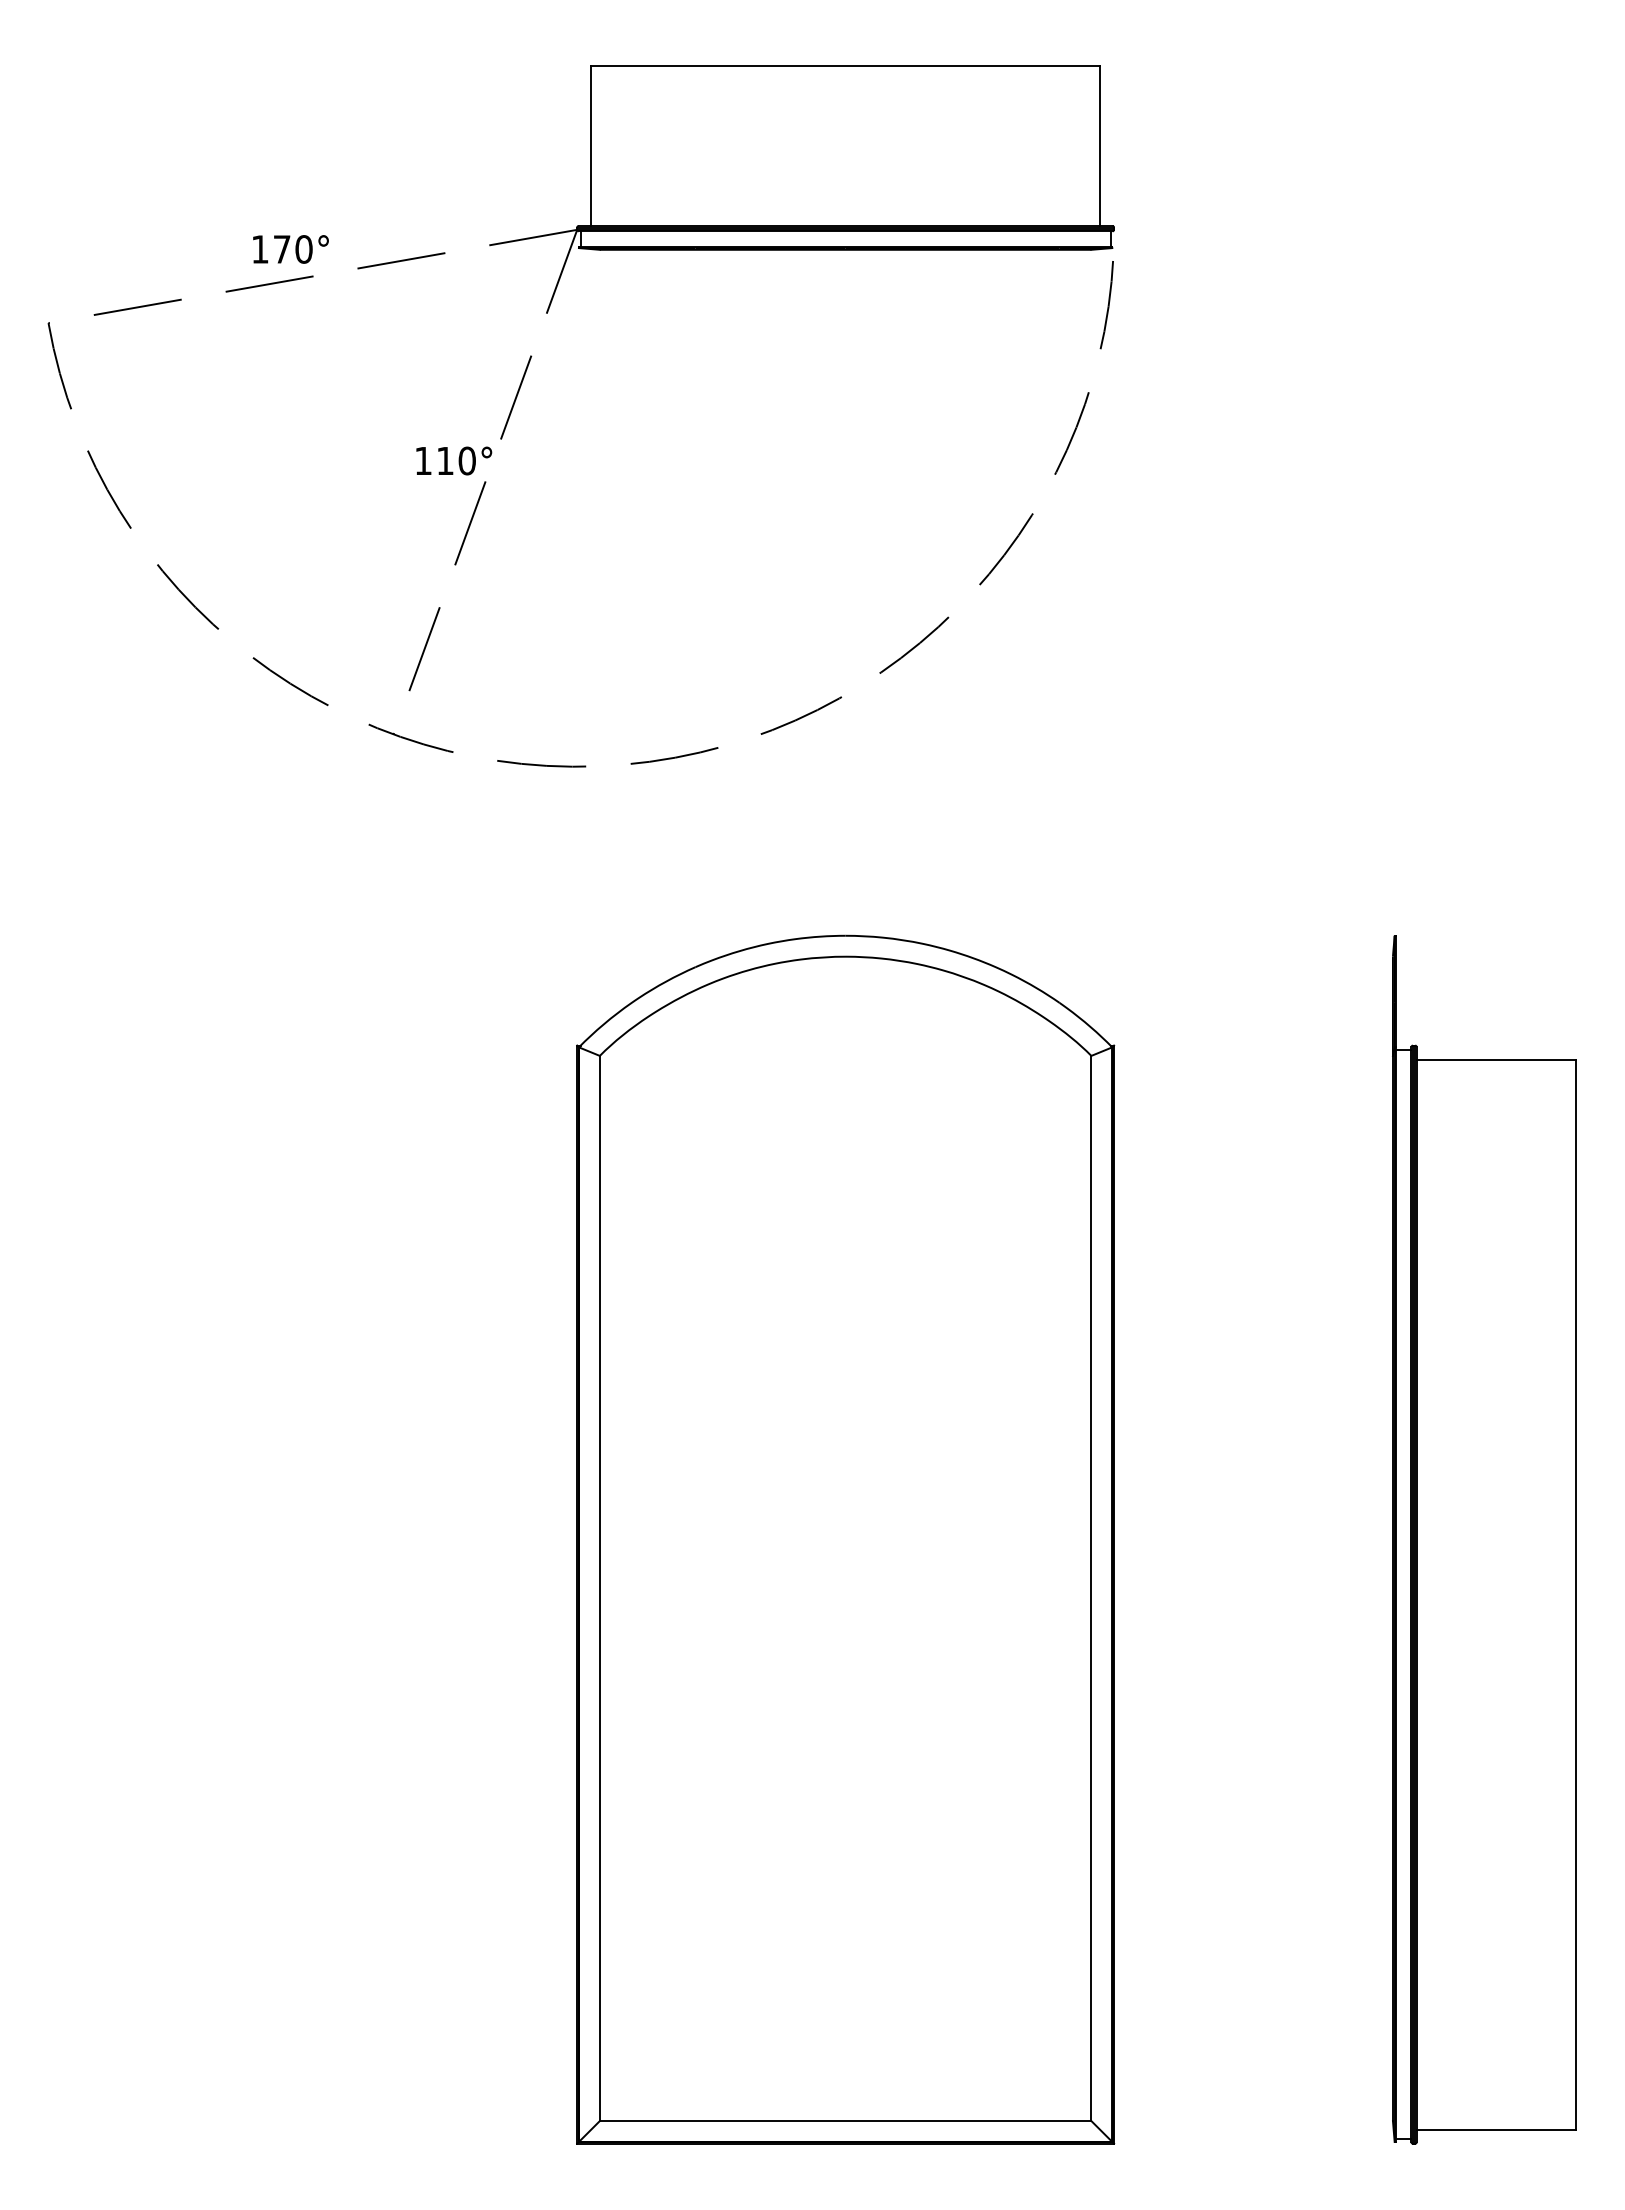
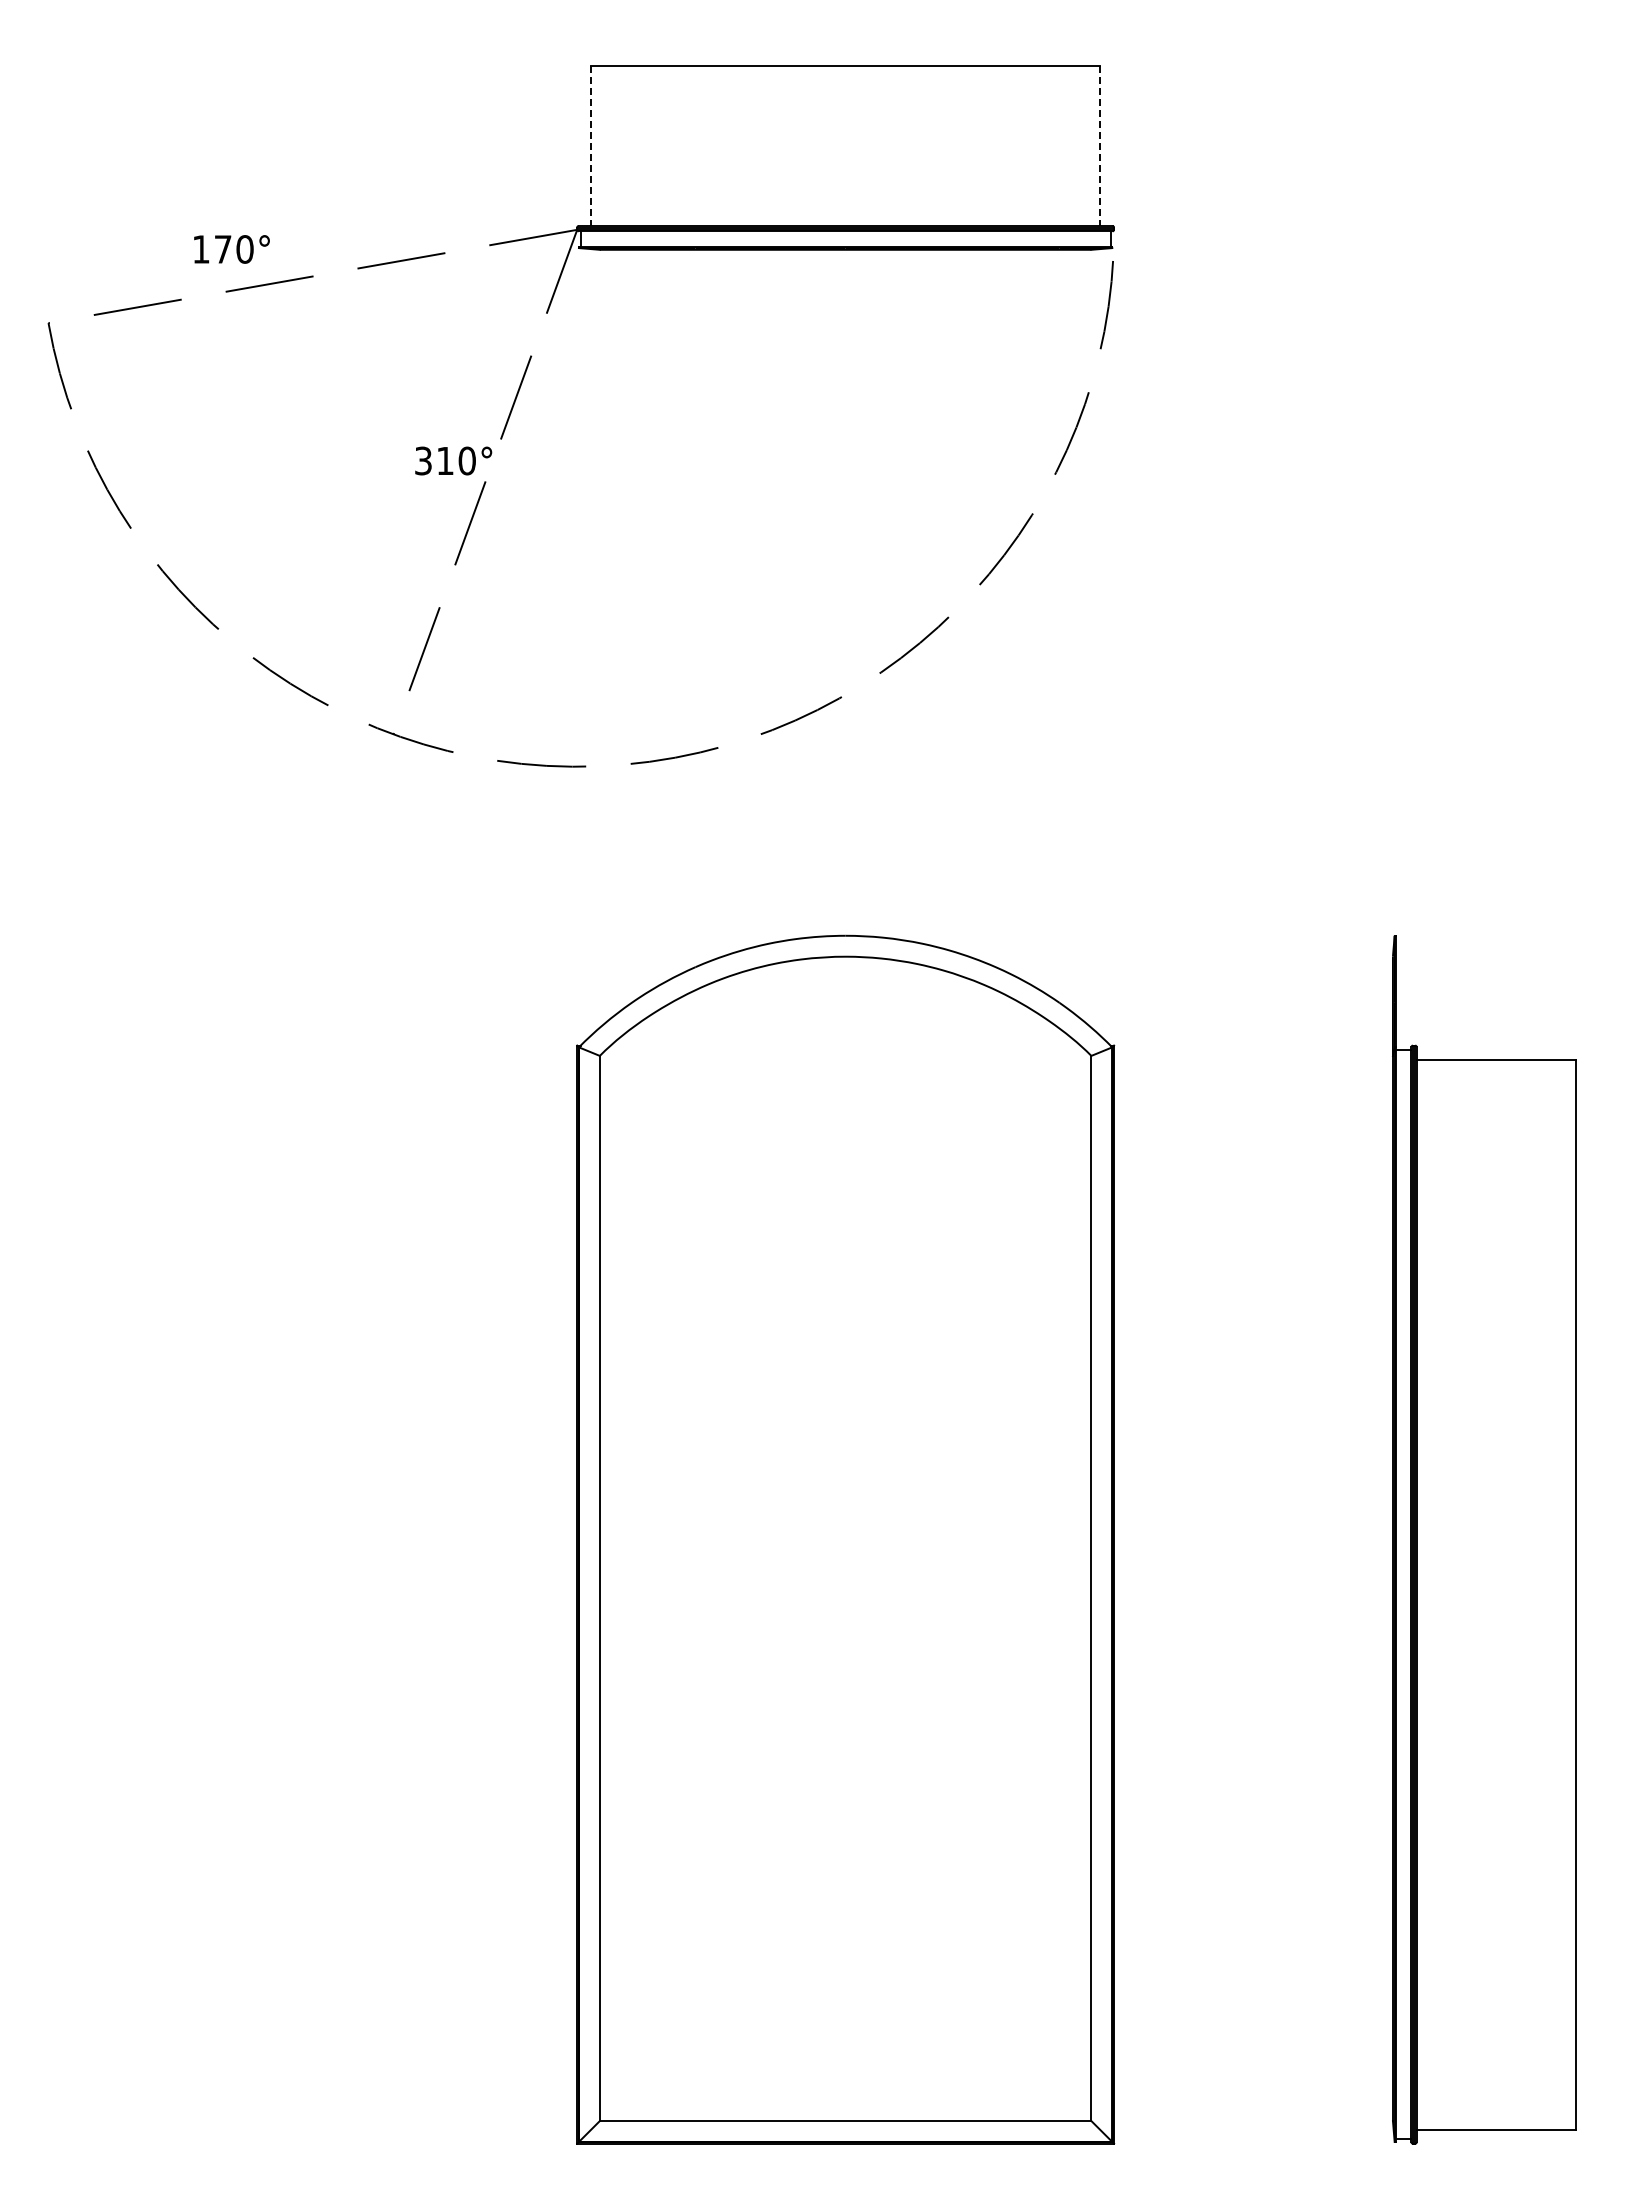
line: solid -> dashed (591, 146)
line: solid -> dashed (1100, 146)
text position: (290, 249) -> (231, 249) (231, 249)
text: 110° -> 310° (423, 460)
